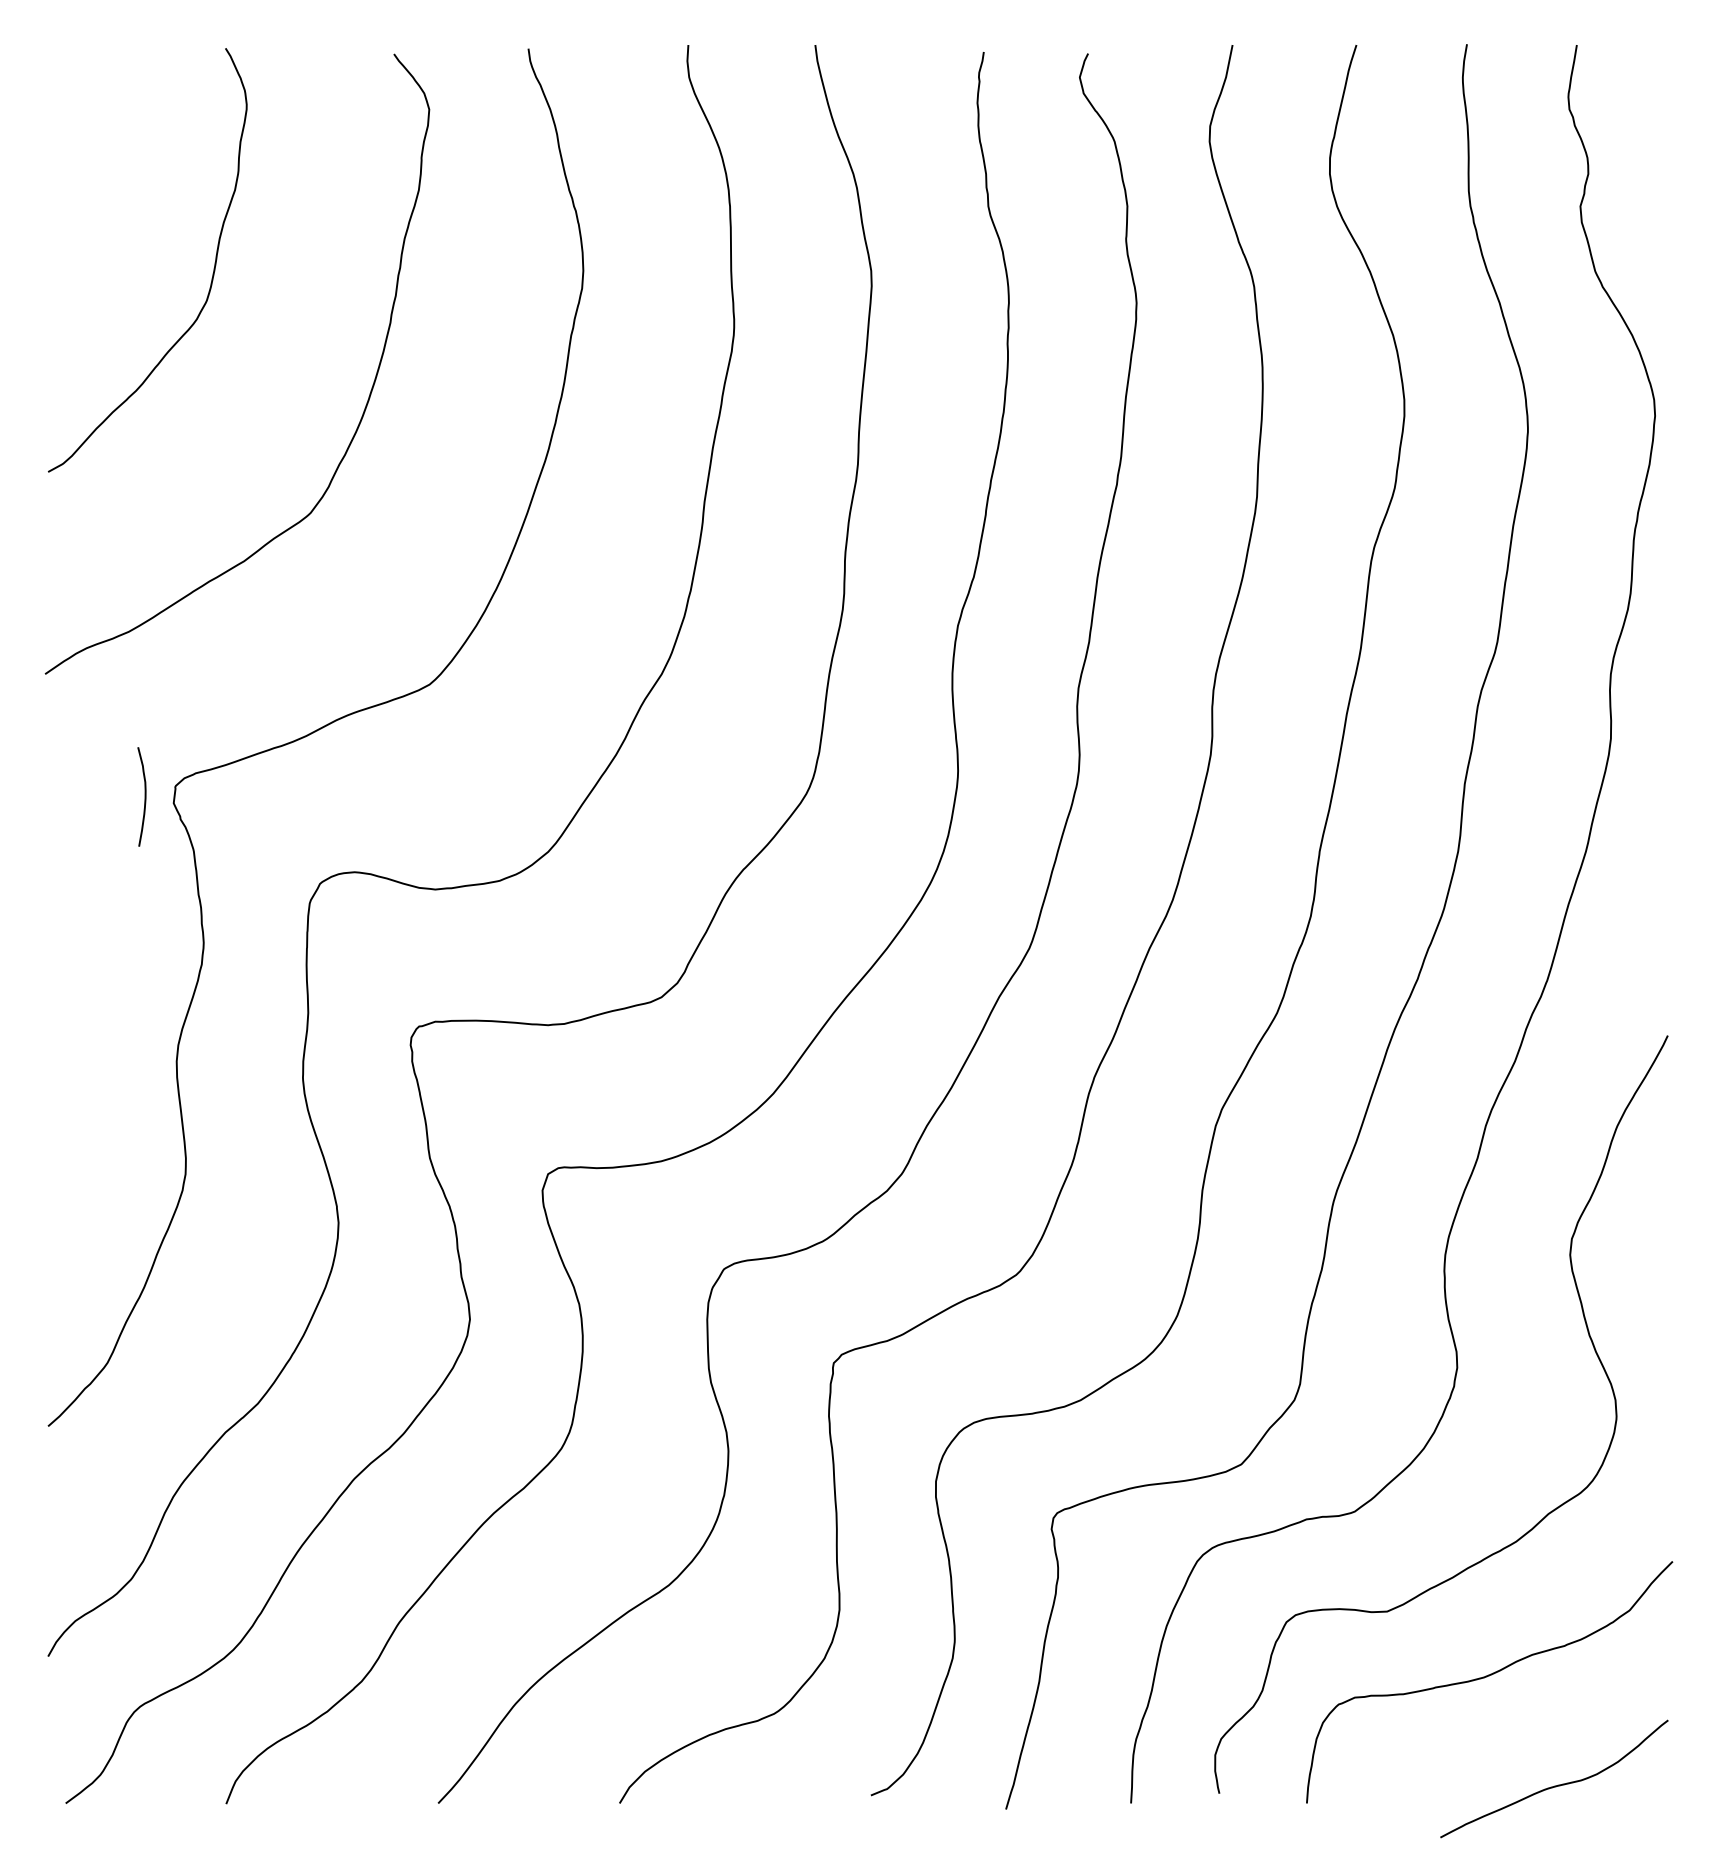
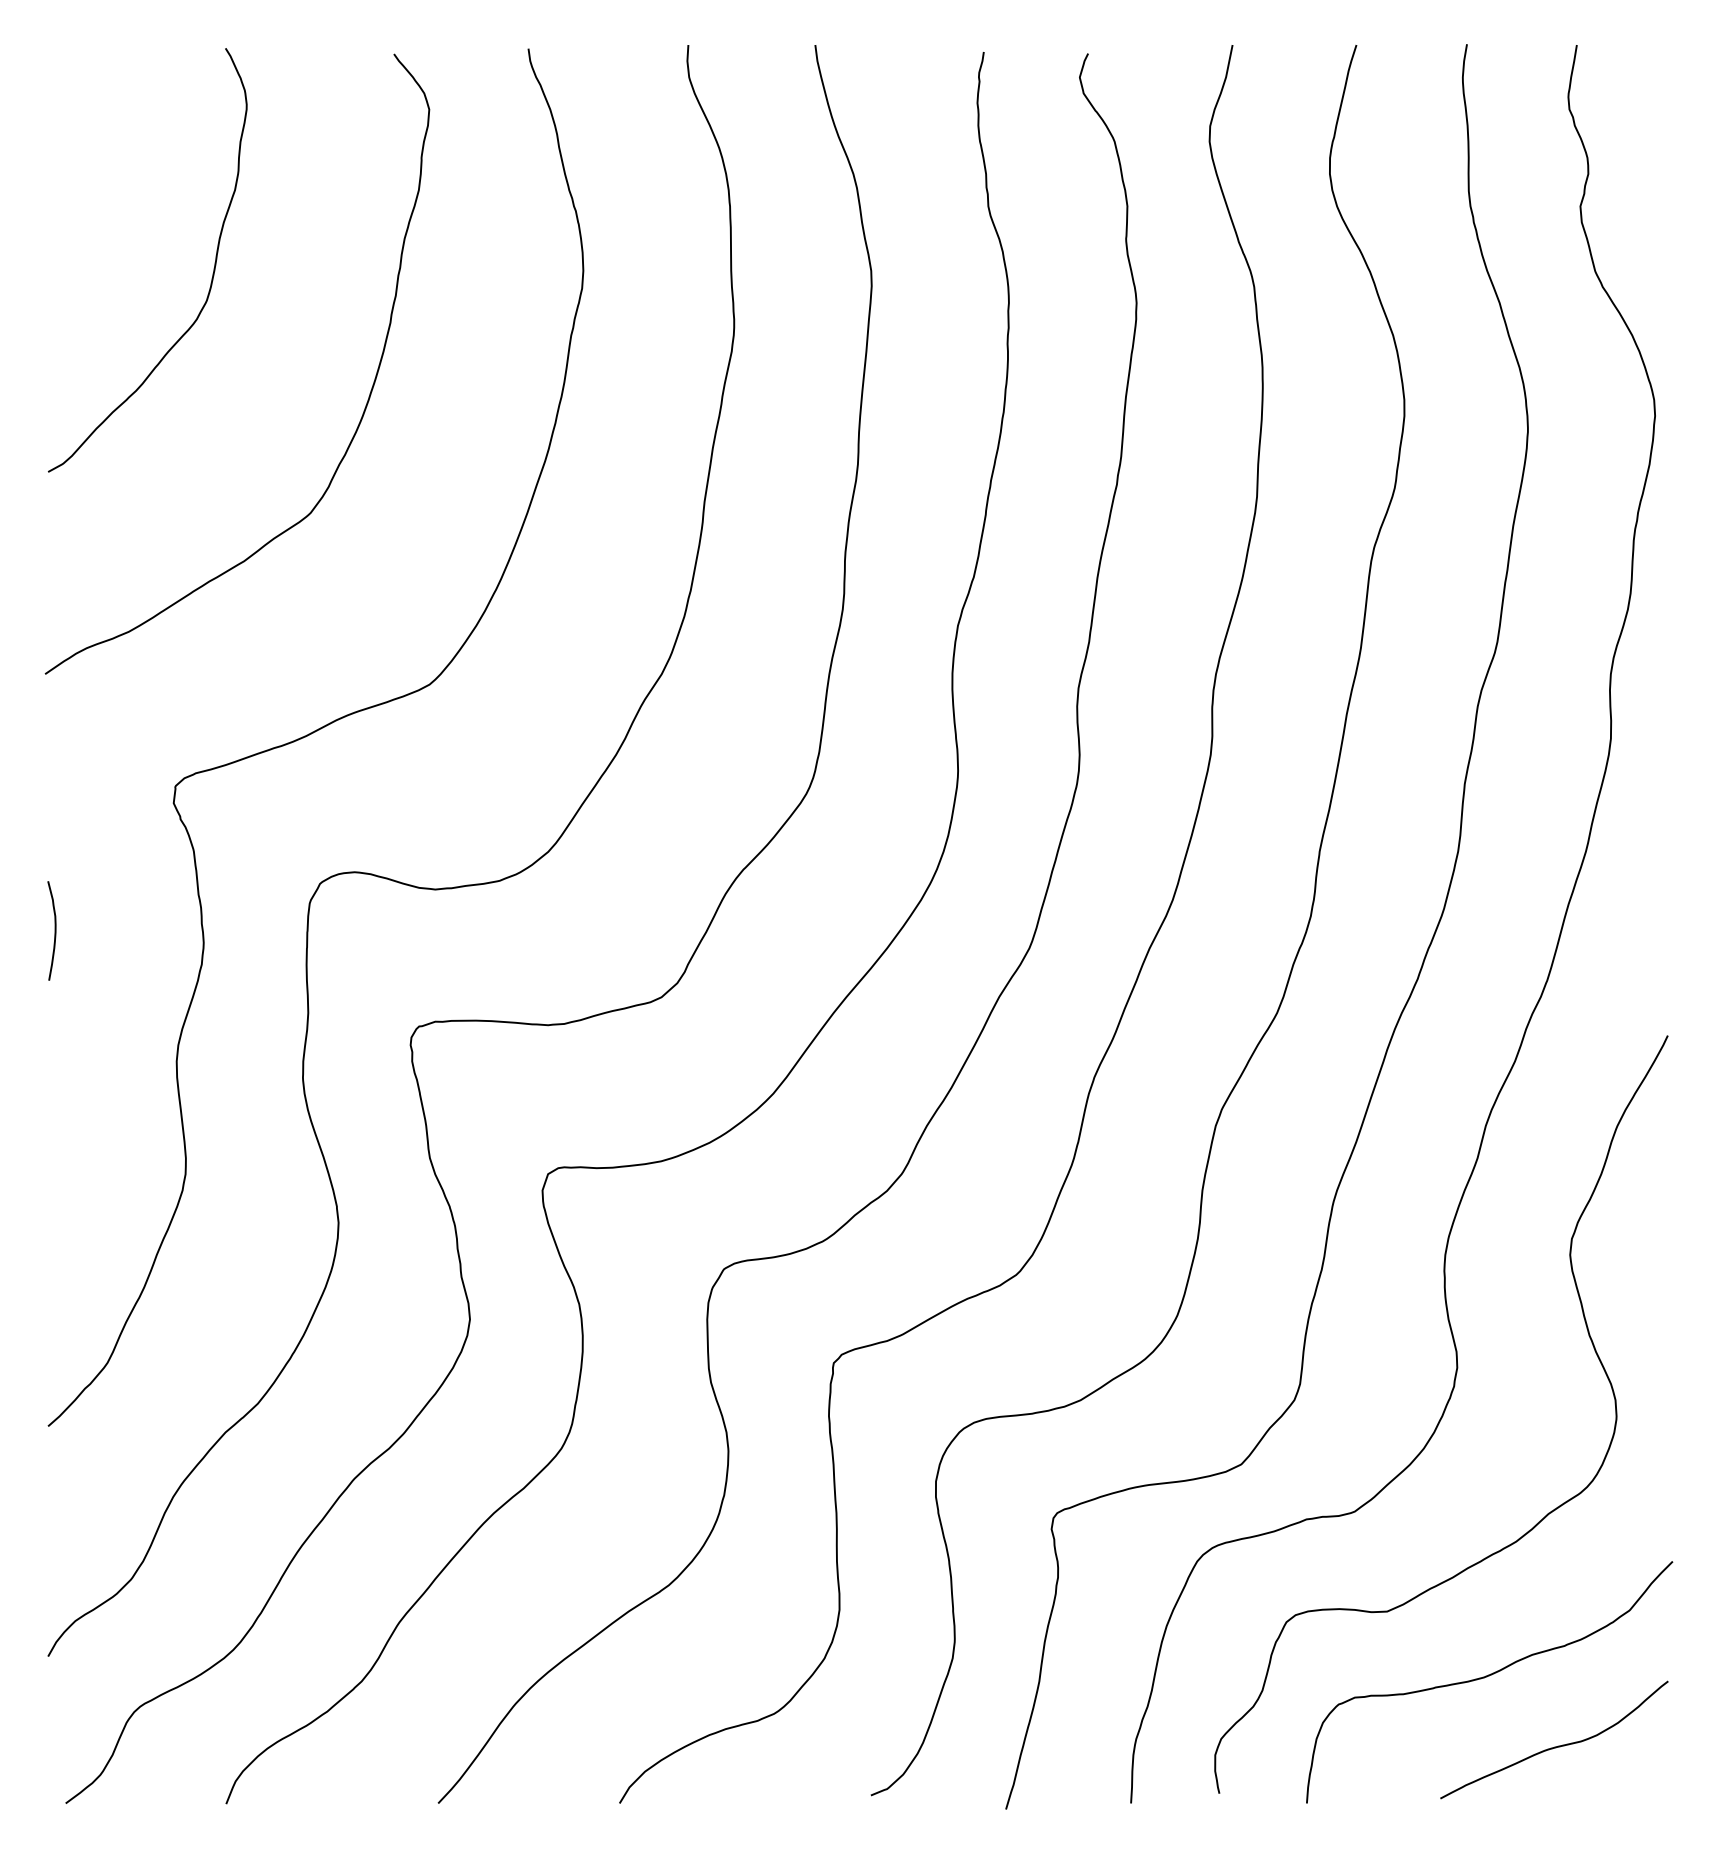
curve position: (144, 796) -> (54, 930) (54, 930)
curve position: (1554, 1785) -> (1554, 1746) (1554, 1746)
